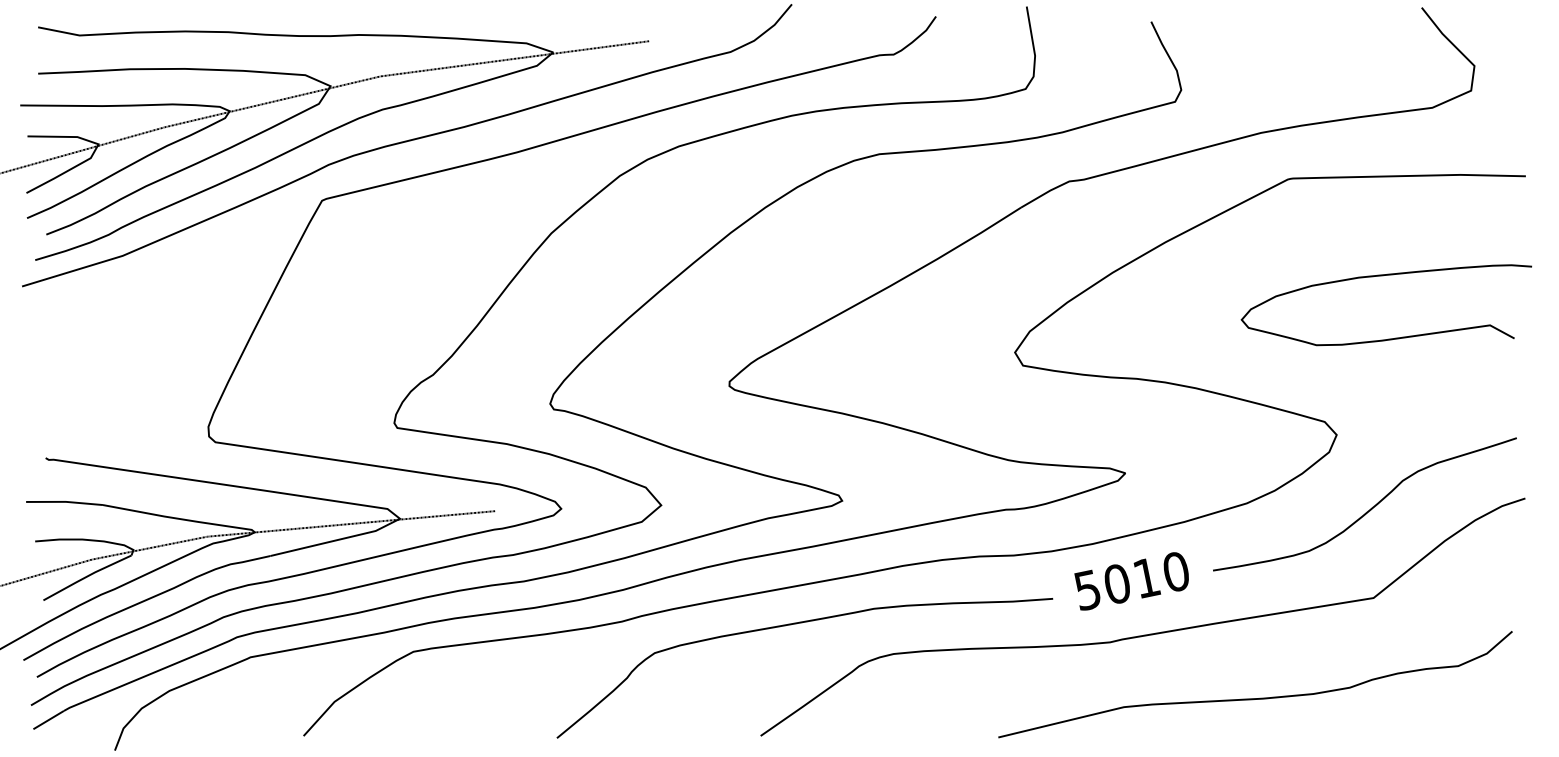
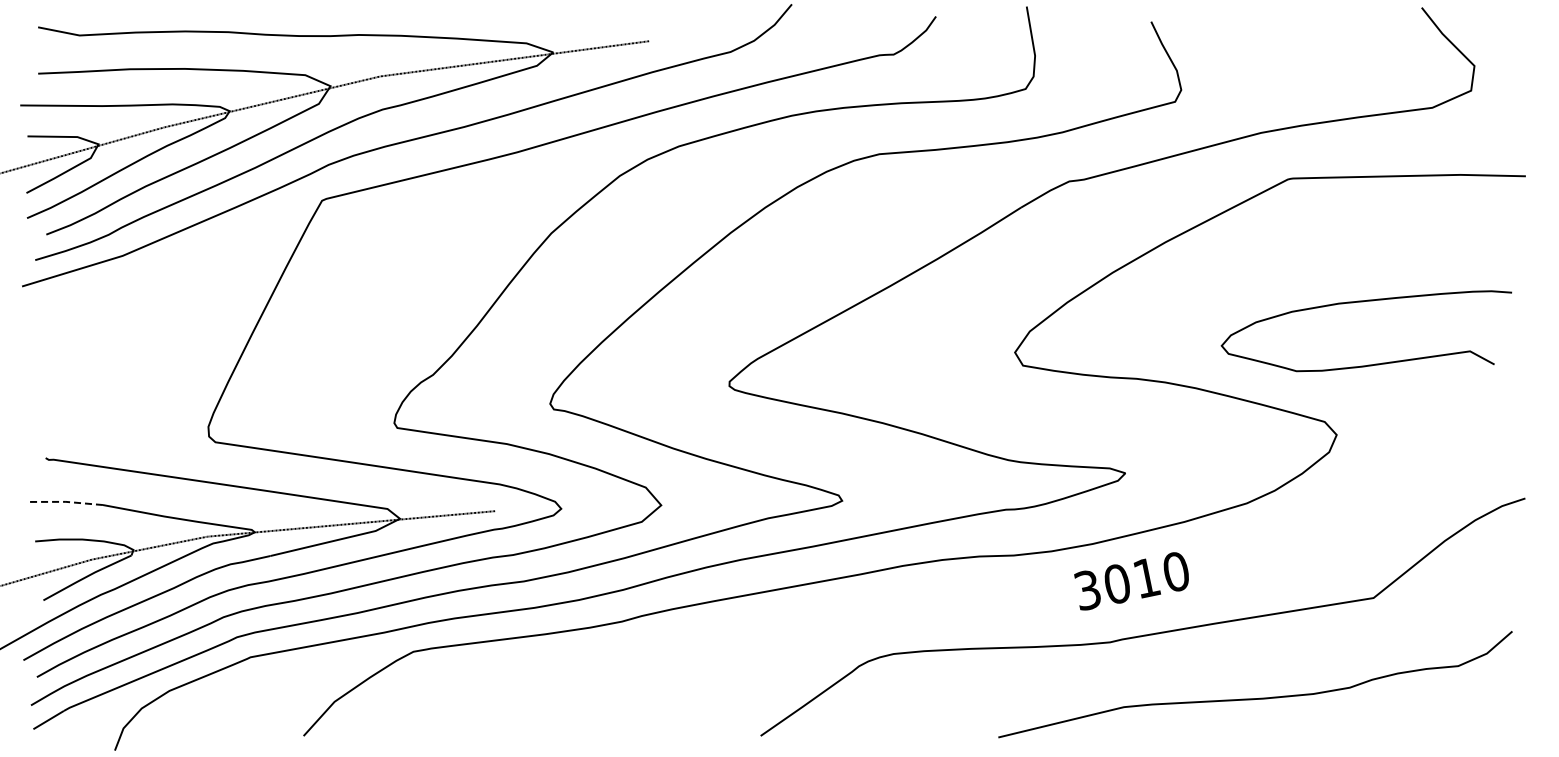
curve position: (1383, 276) -> (1363, 302) (1363, 302)
line: solid -> dashed (64, 501)
curve: present -> none (1369, 509)
text: 5010 -> 3010 (1087, 589)
curve: present -> none (796, 624)
